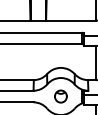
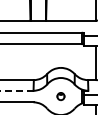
line: solid -> dashed (16, 90)
part size: 14x15 px -> 10x9 px (60, 96)
